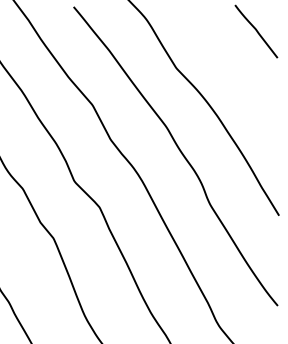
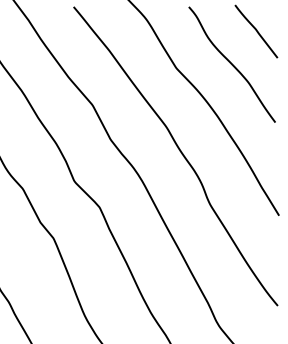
curve: none -> present (231, 64)
